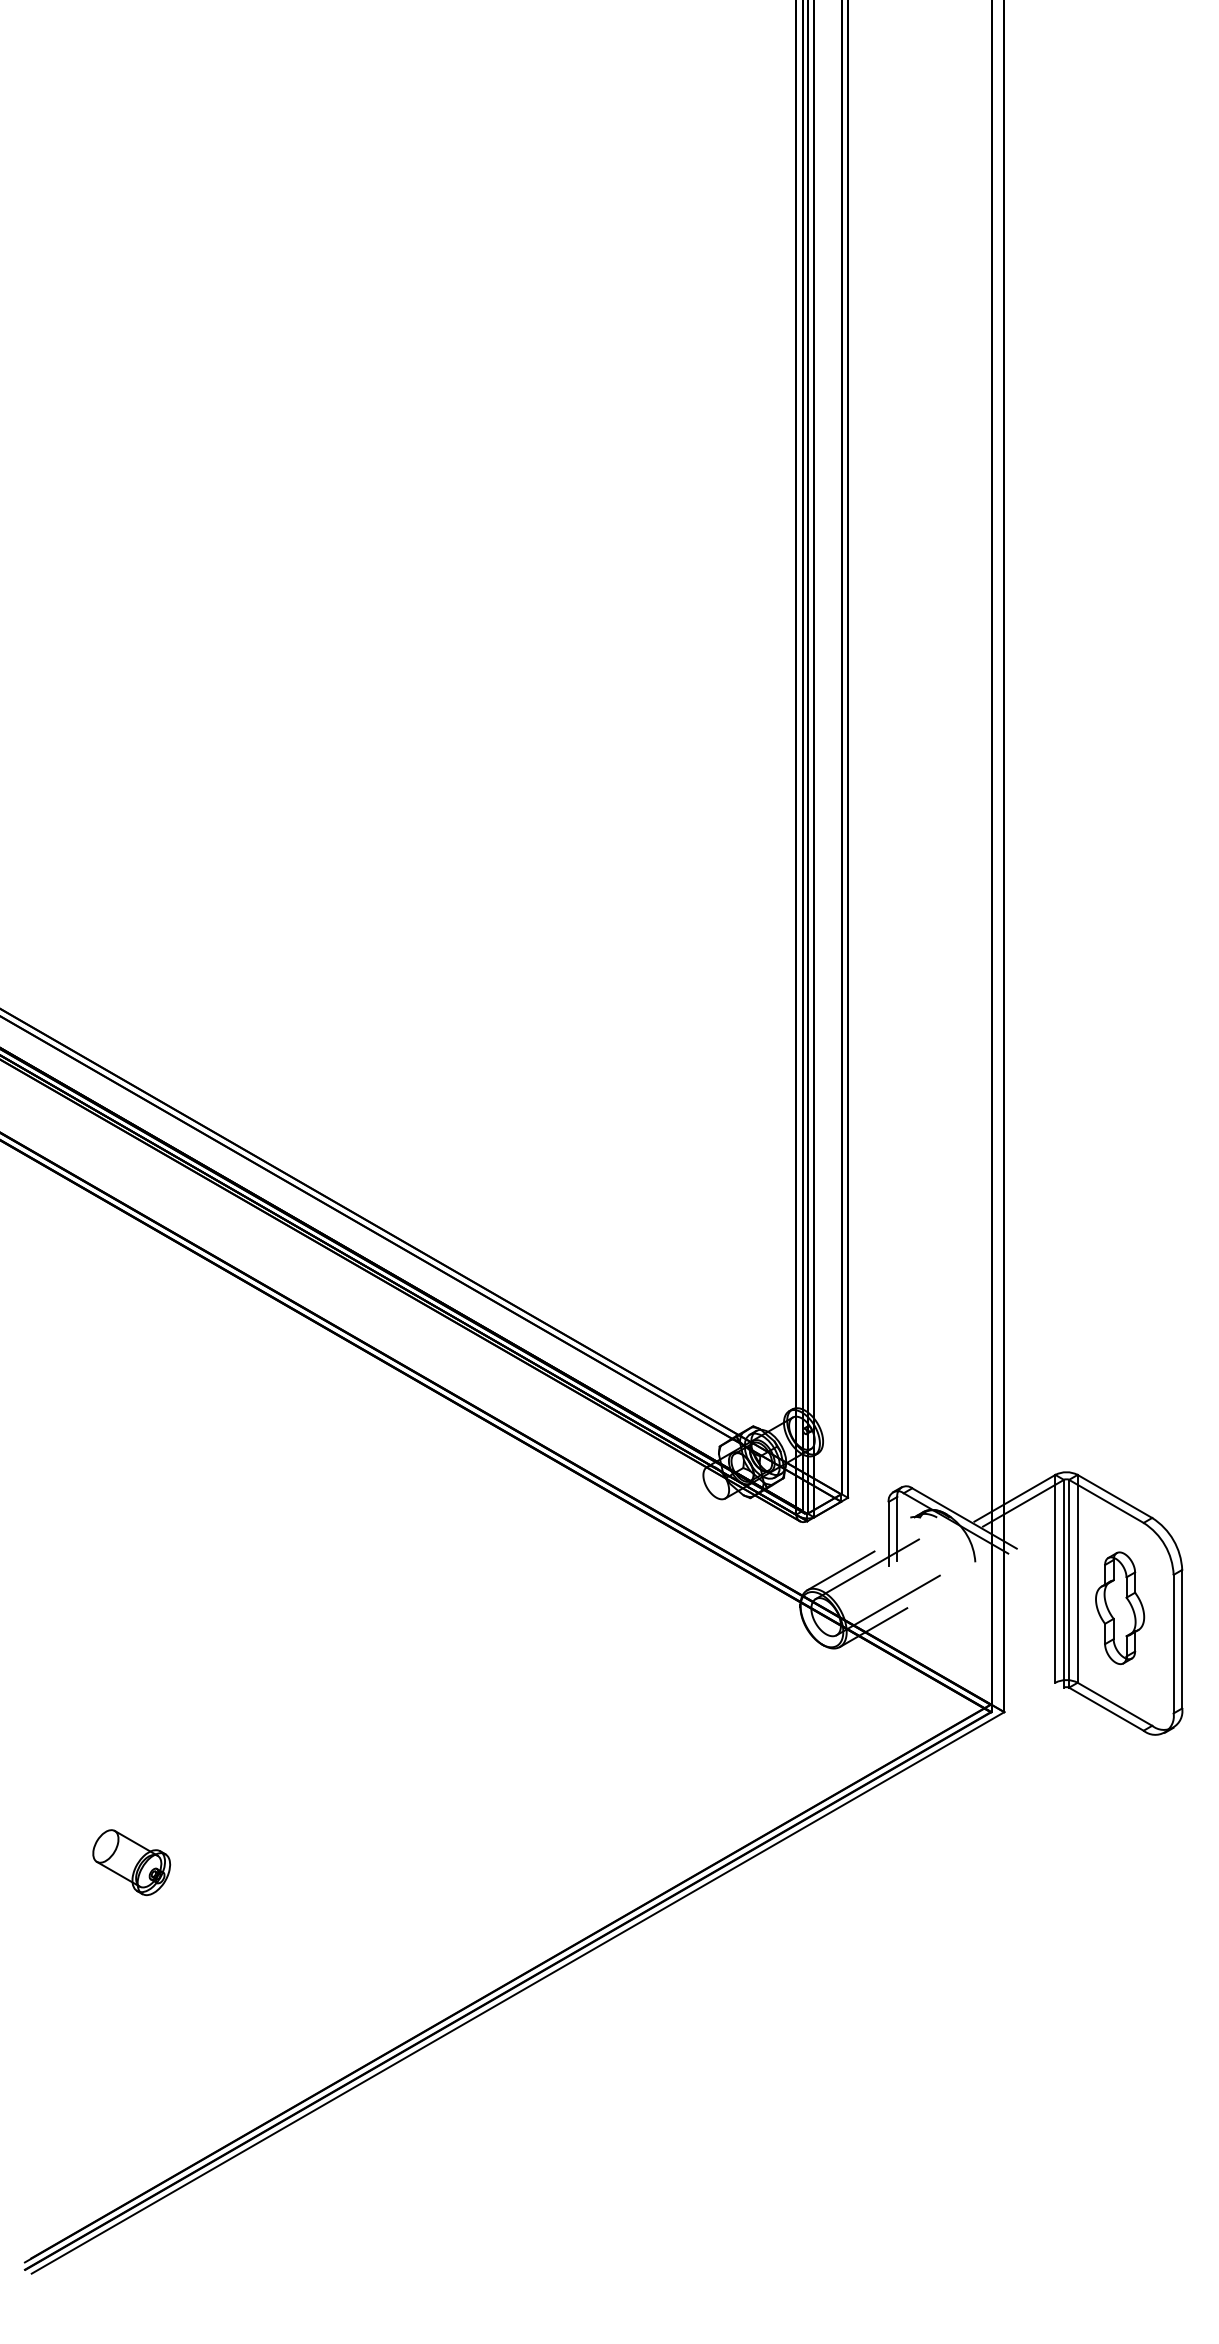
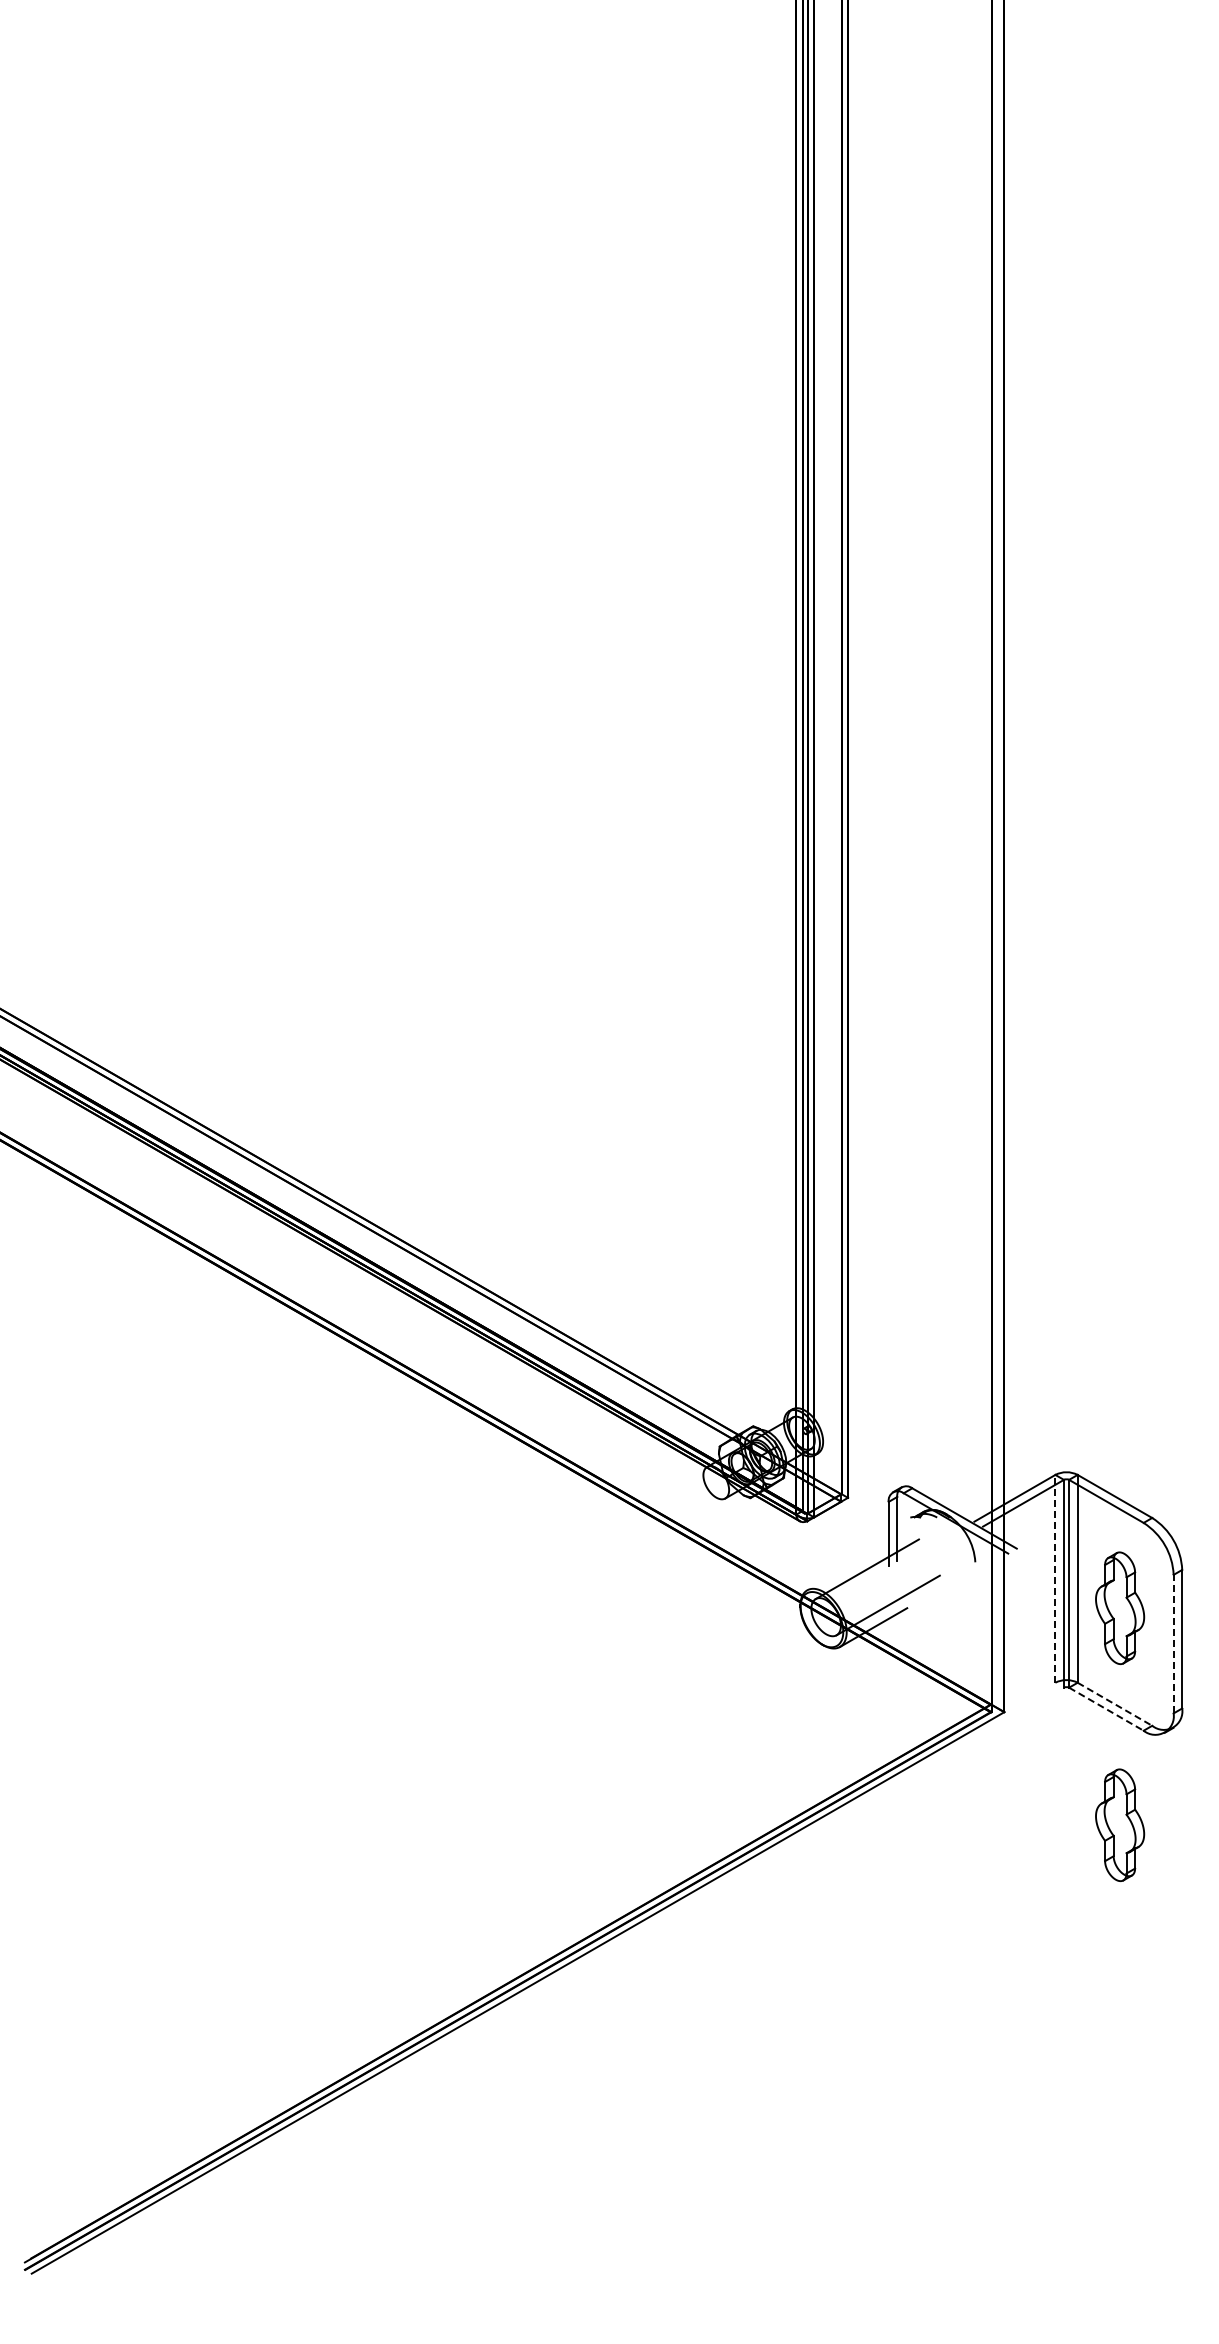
line: present -> none (840, 1570)
line: solid -> dashed (1055, 1578)
line: solid -> dashed (1173, 1643)
line: solid -> dashed (1115, 1704)
line: solid -> dashed (1106, 1709)
part: none -> present (1120, 1824)
part: present -> none (131, 1862)
